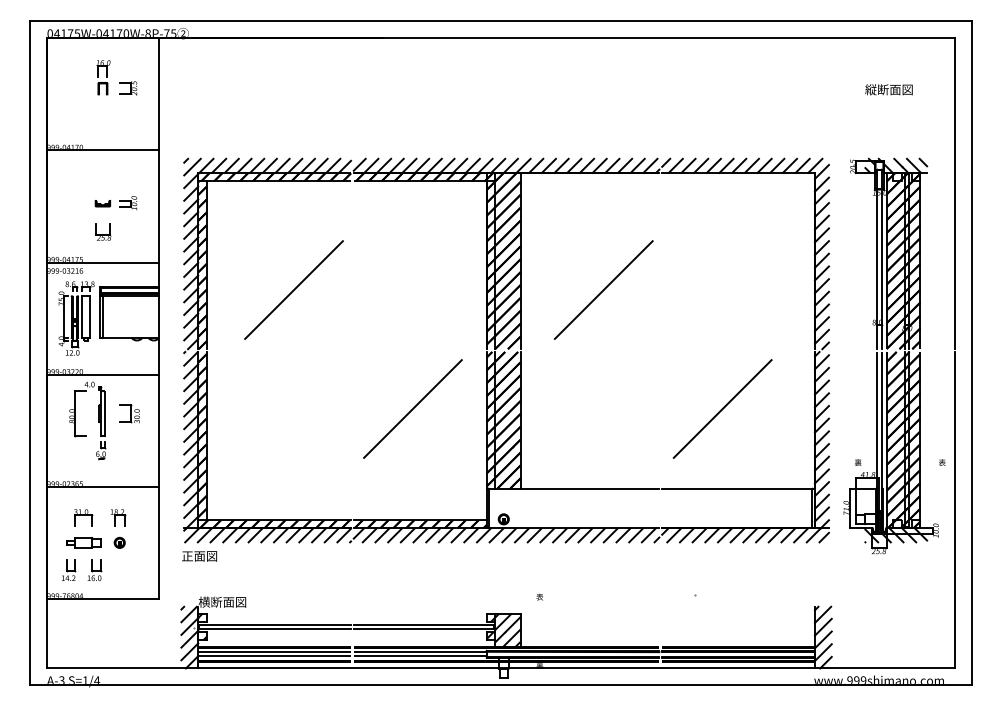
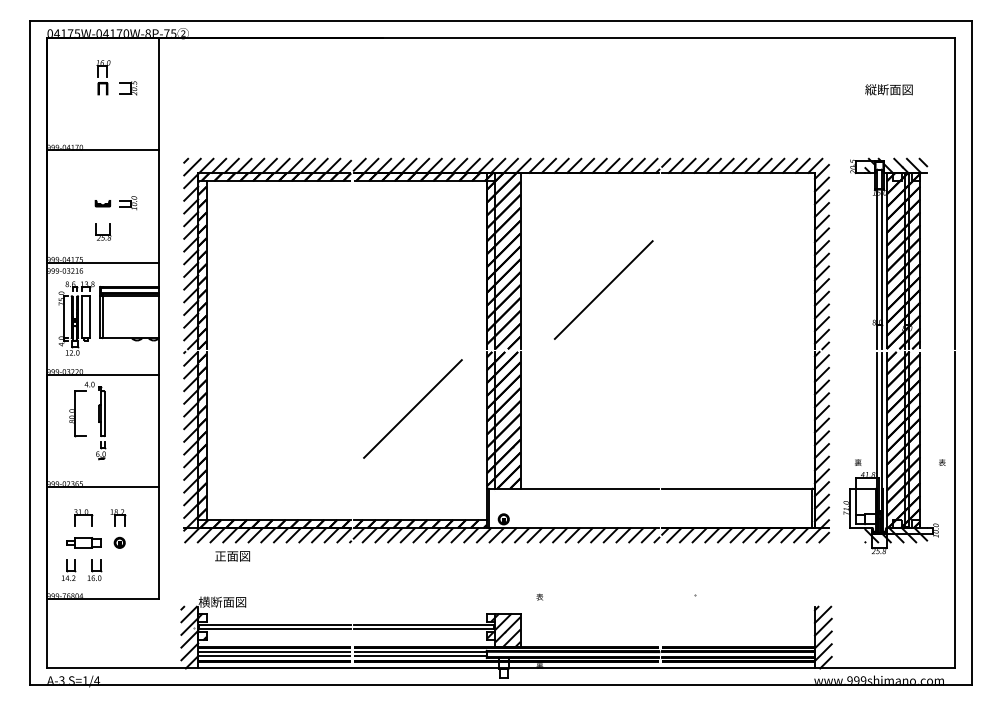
line: present -> none (293, 289)
line: present -> none (722, 408)
part: present -> none (129, 413)
text position: (199, 556) -> (232, 556) (232, 556)
